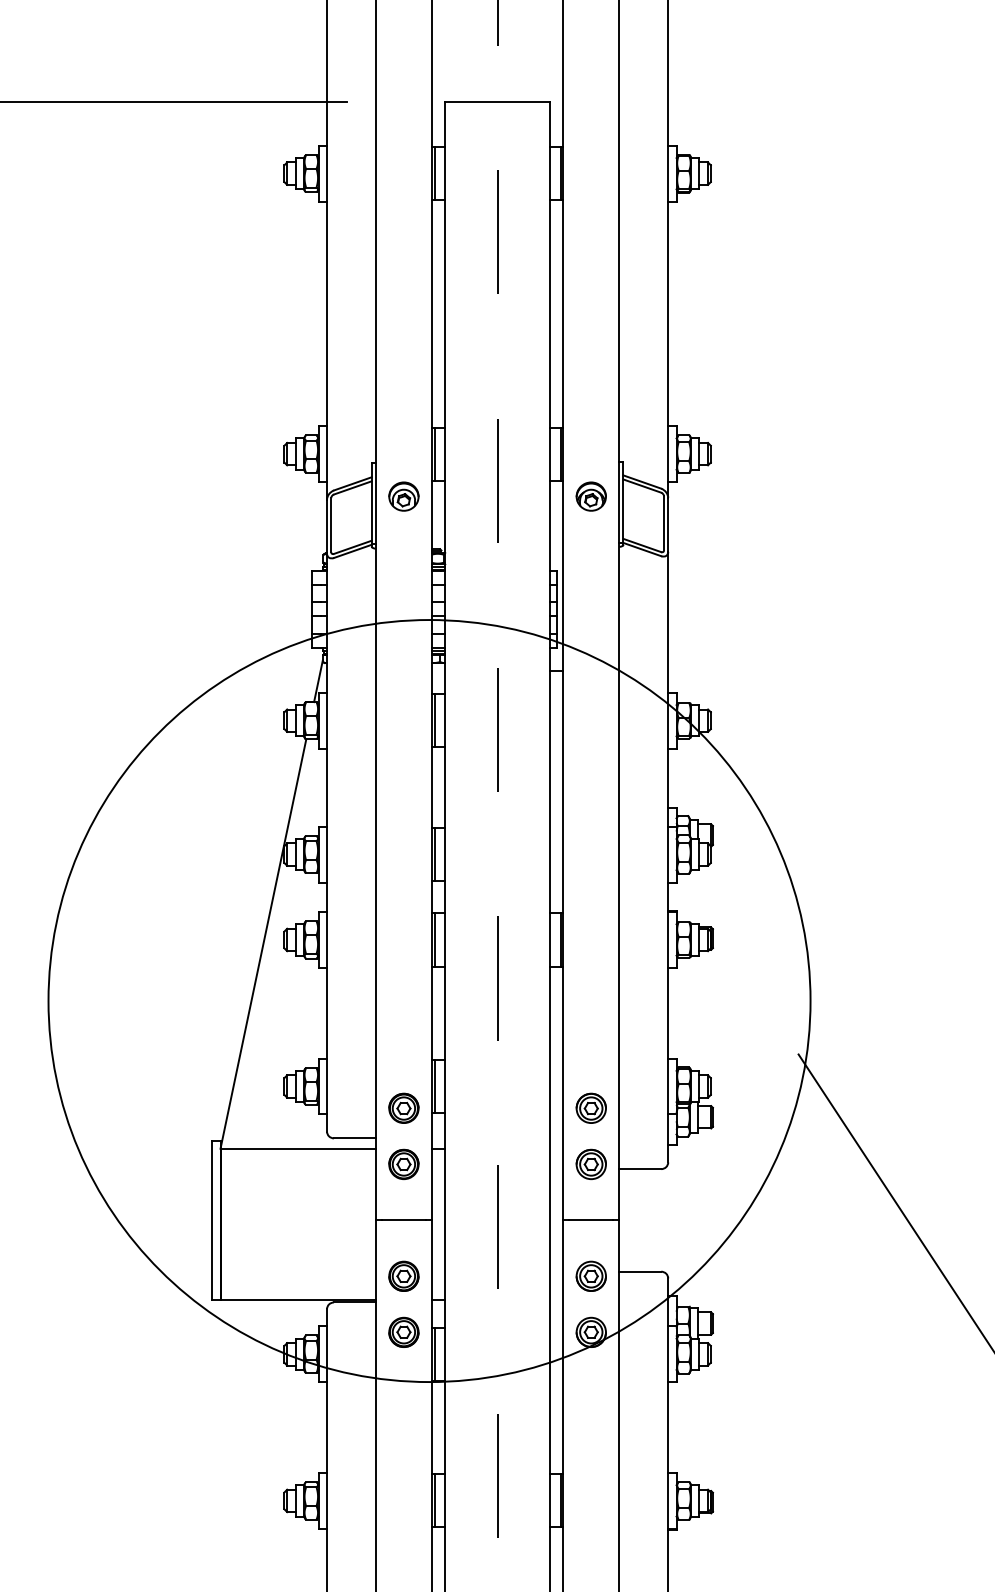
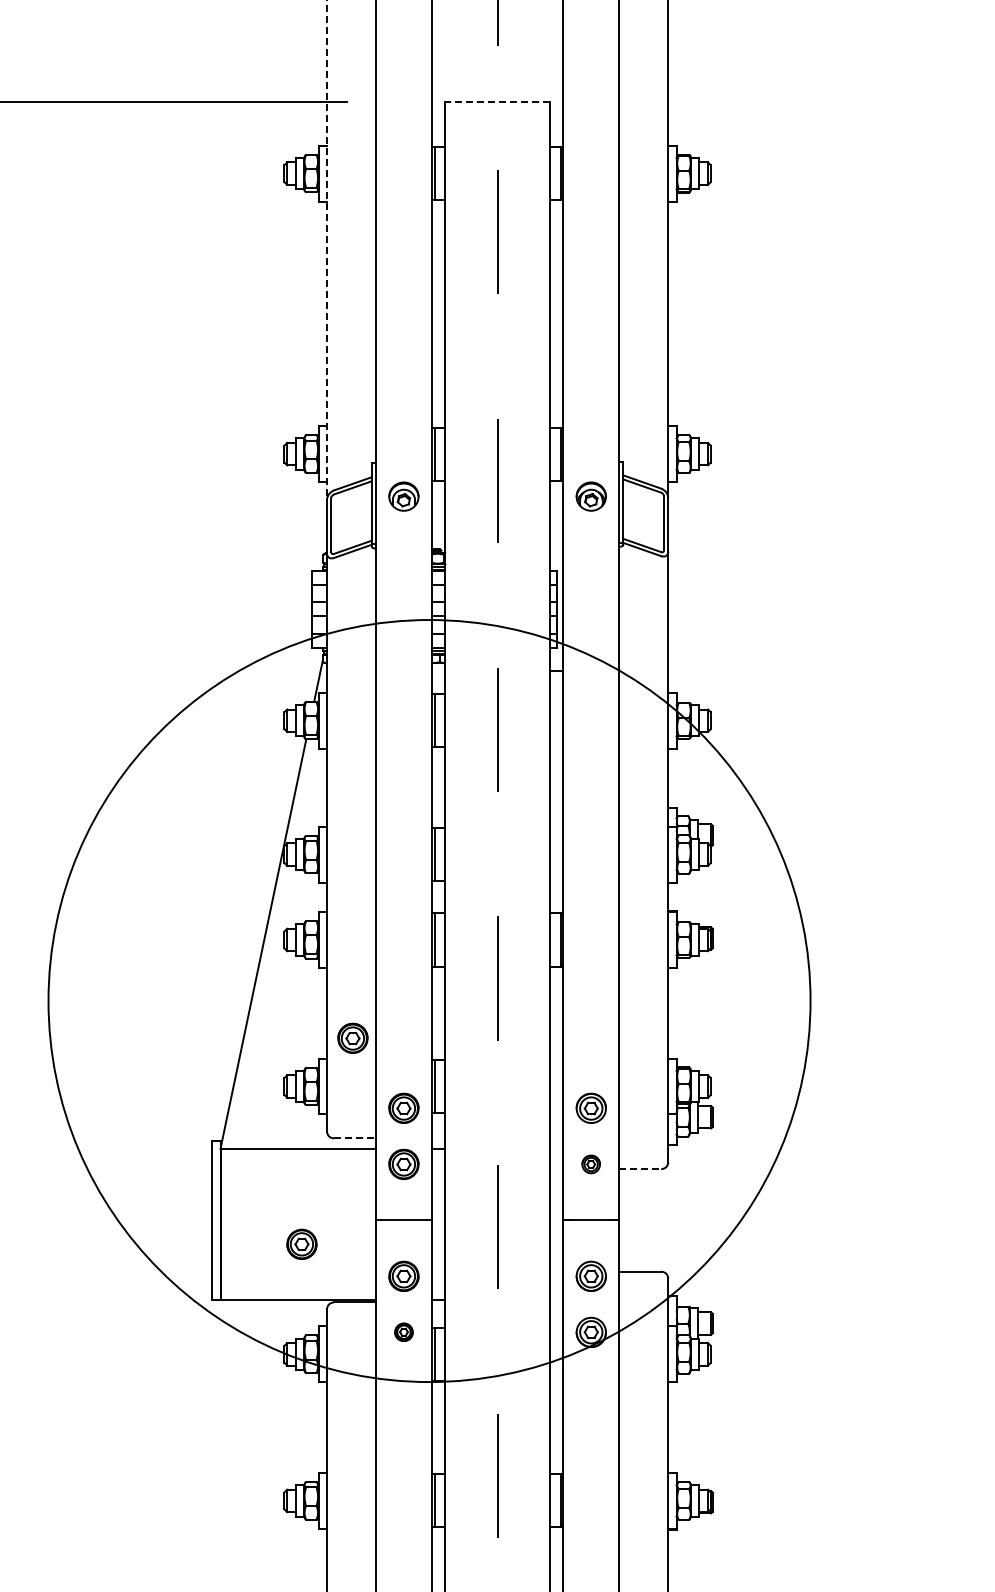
line: solid -> dashed (497, 101)
line: solid -> dashed (327, 250)
part: none -> present (352, 1037)
line: solid -> dashed (355, 1138)
part size: 32x33 px -> 20x21 px (590, 1164)
line: solid -> dashed (640, 1169)
line: present -> none (894, 1200)
part: none -> present (301, 1243)
part size: 32x32 px -> 20x20 px (403, 1331)
